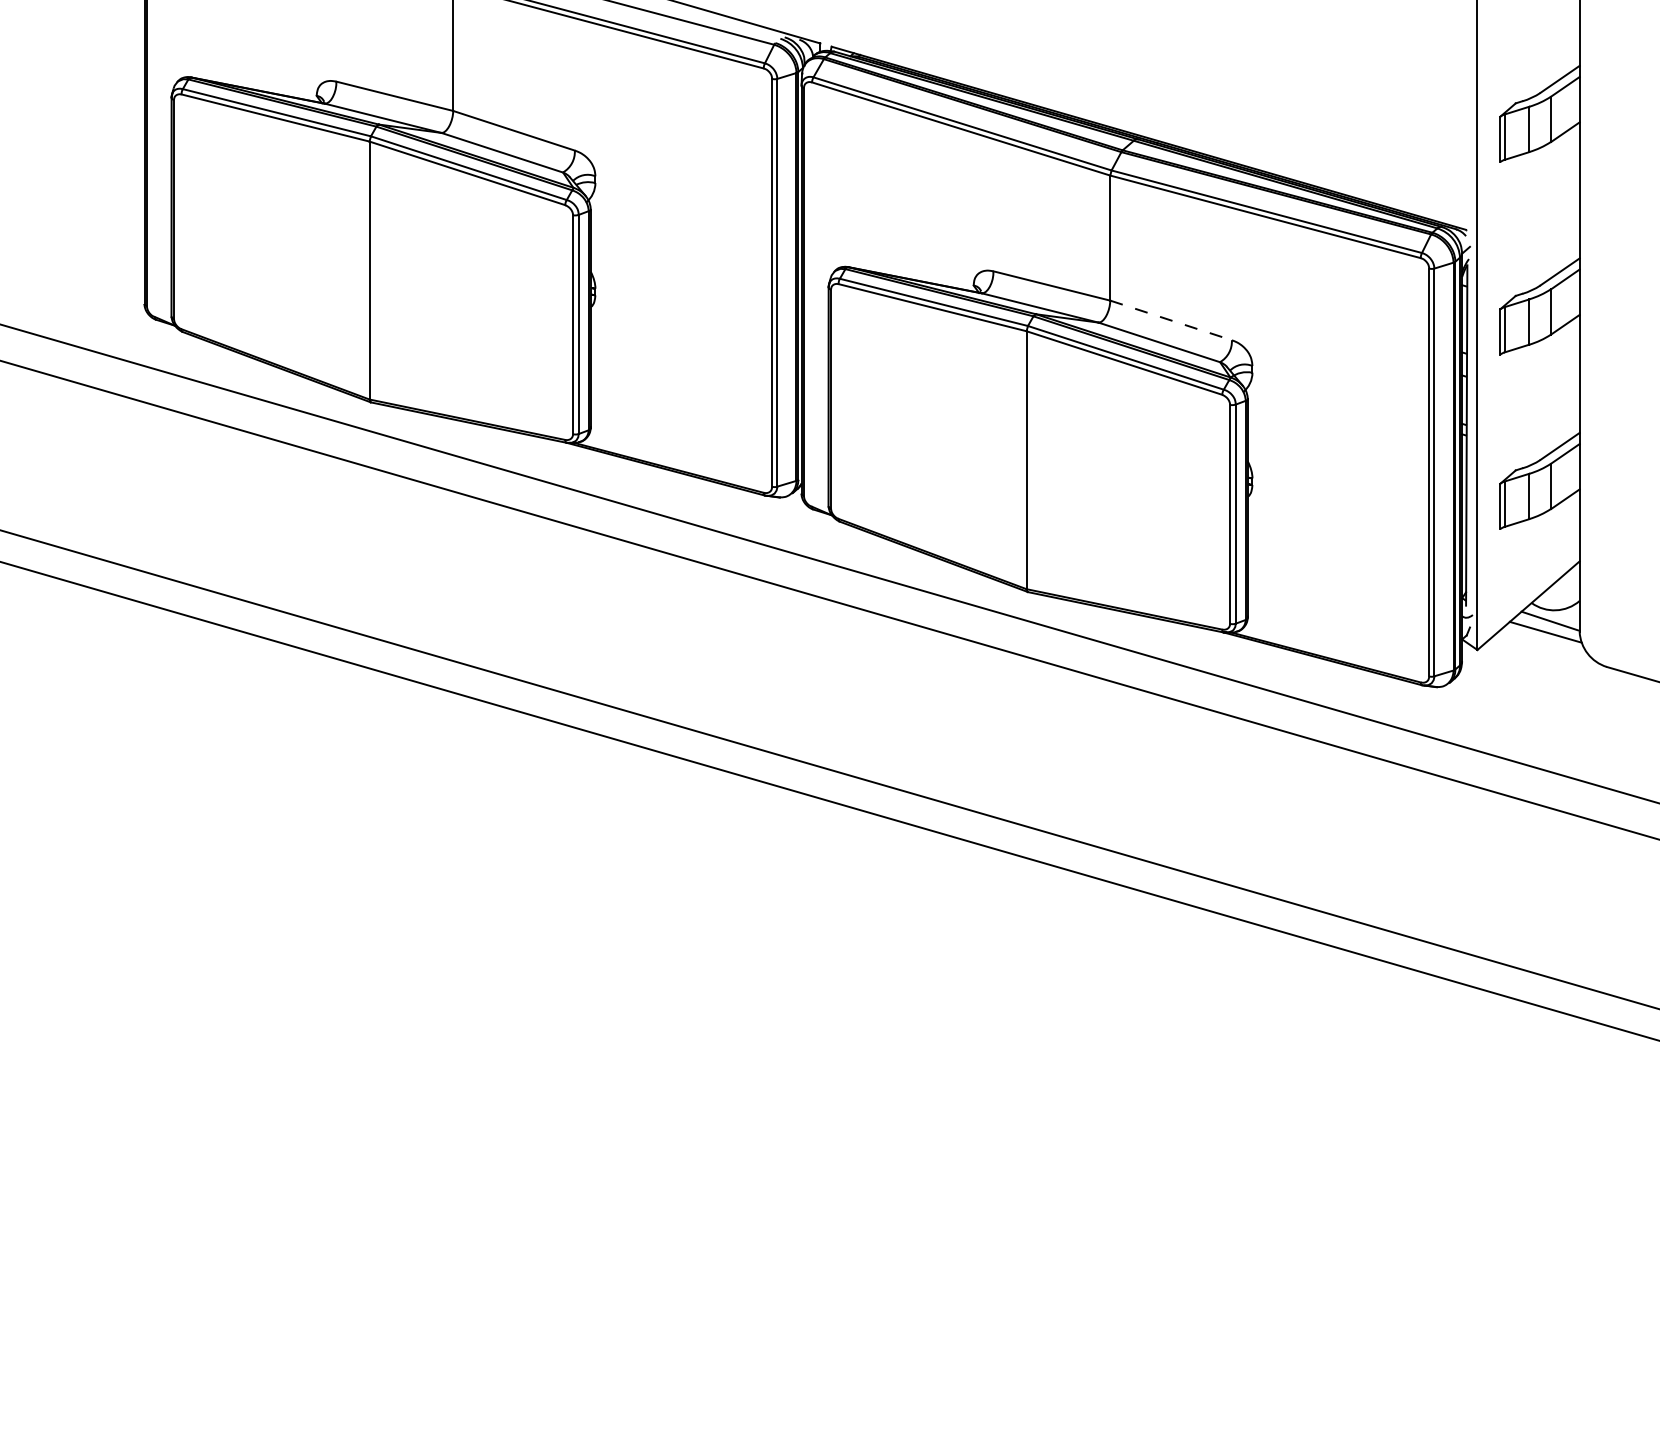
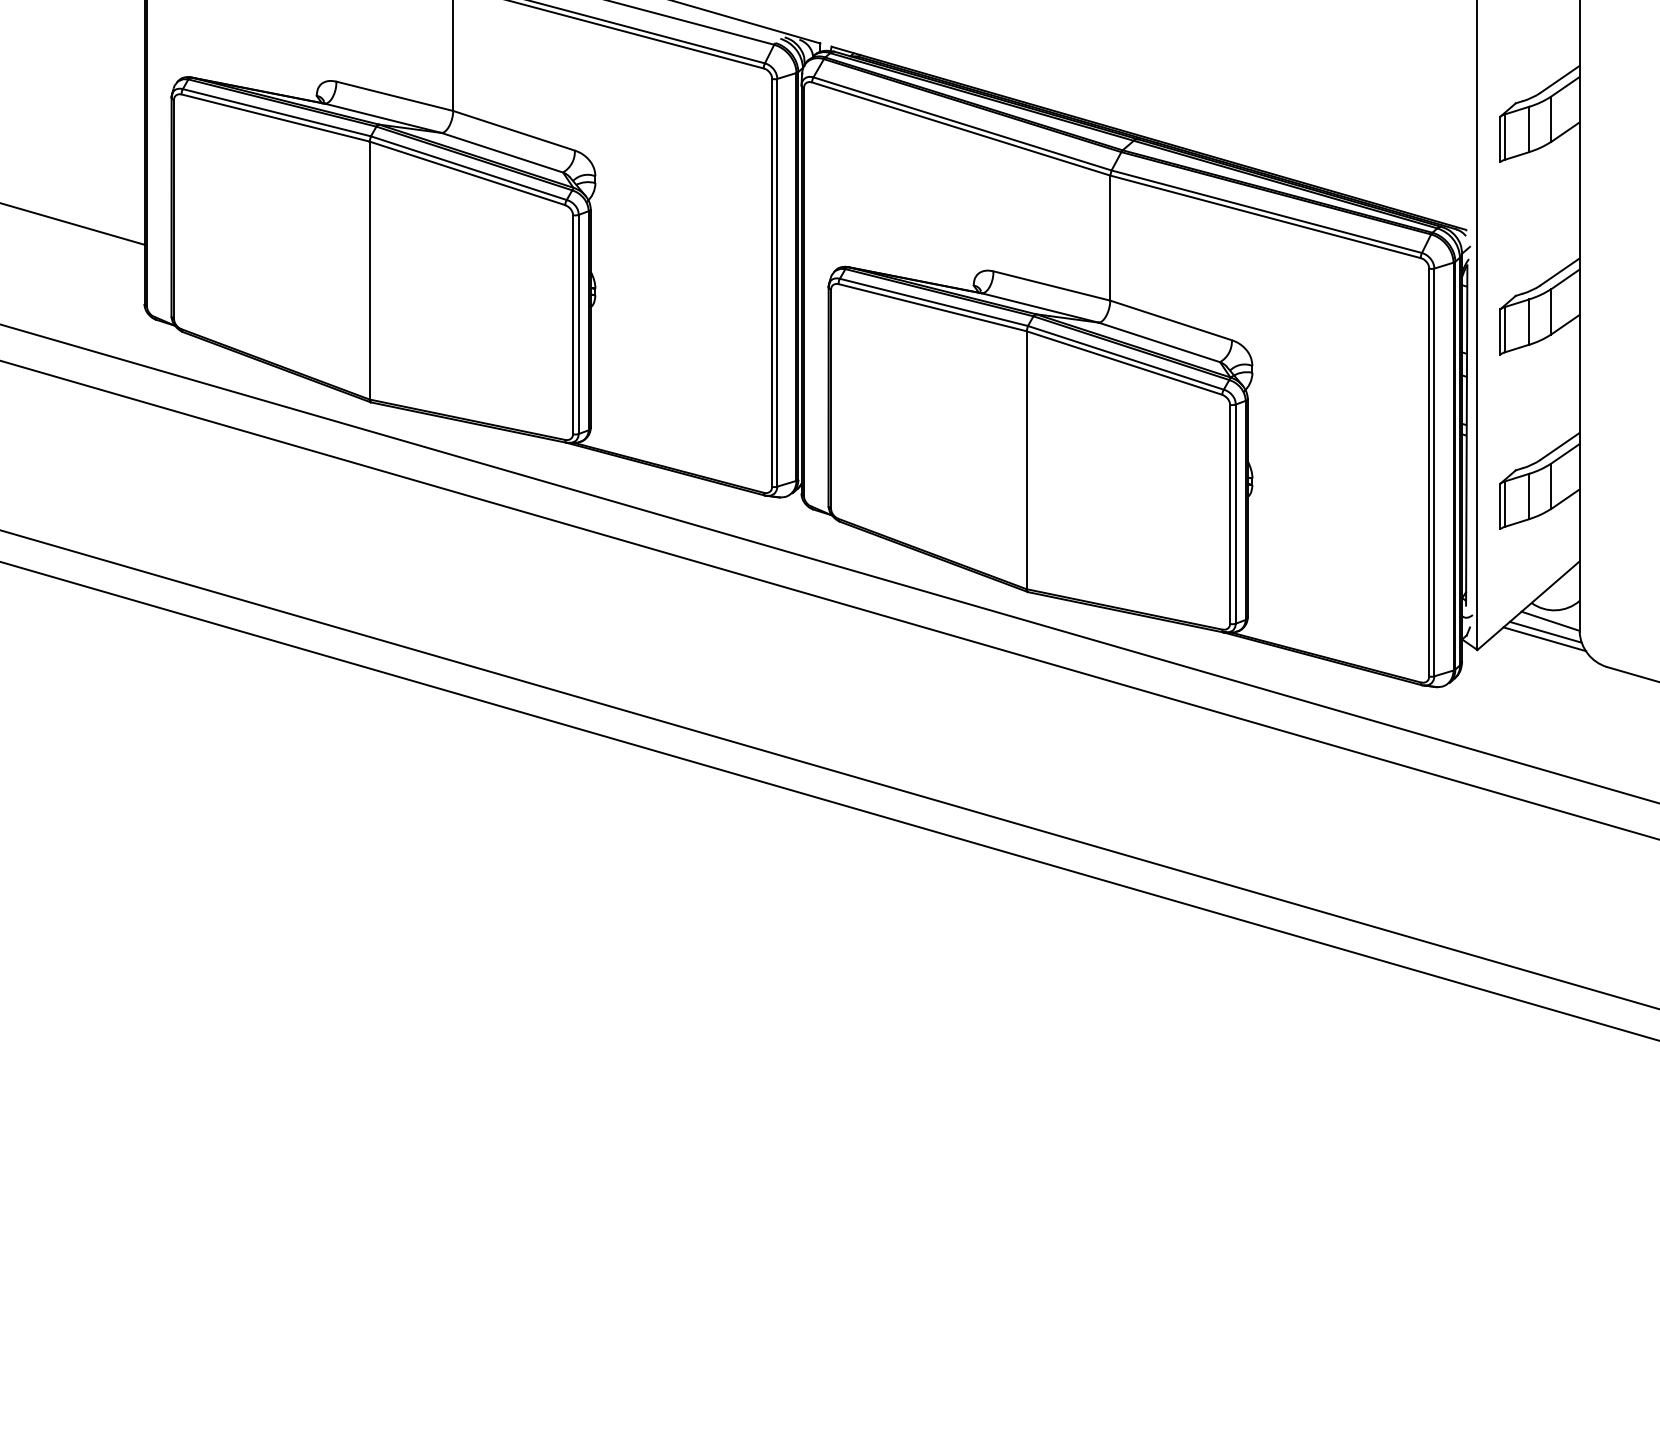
line: none -> present (73, 223)
line: dashed -> solid (1171, 320)
line: none -> present (1544, 639)
